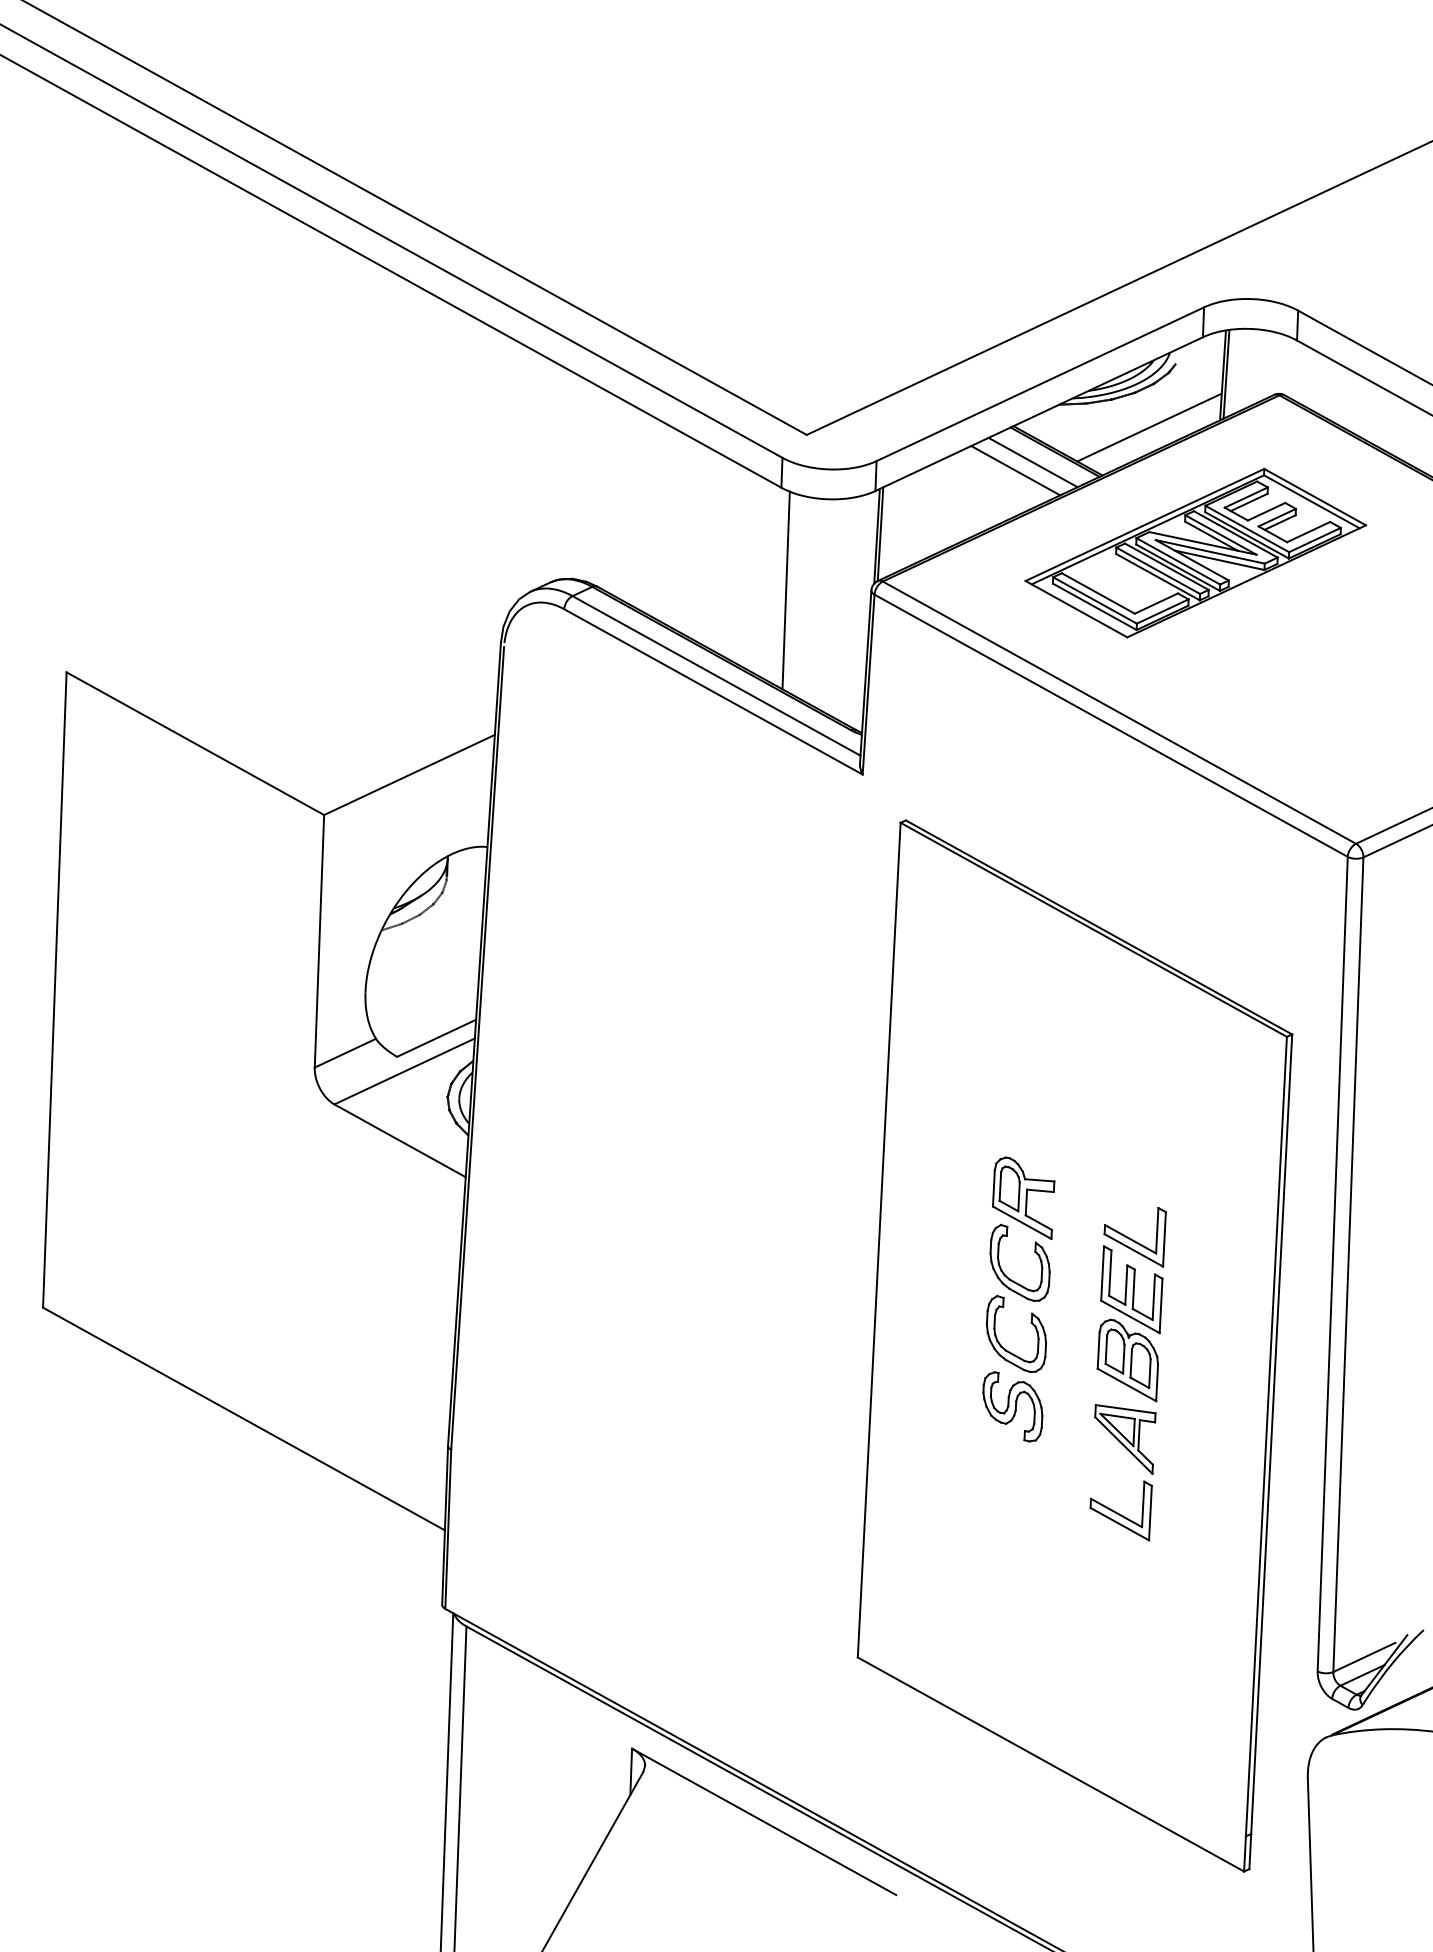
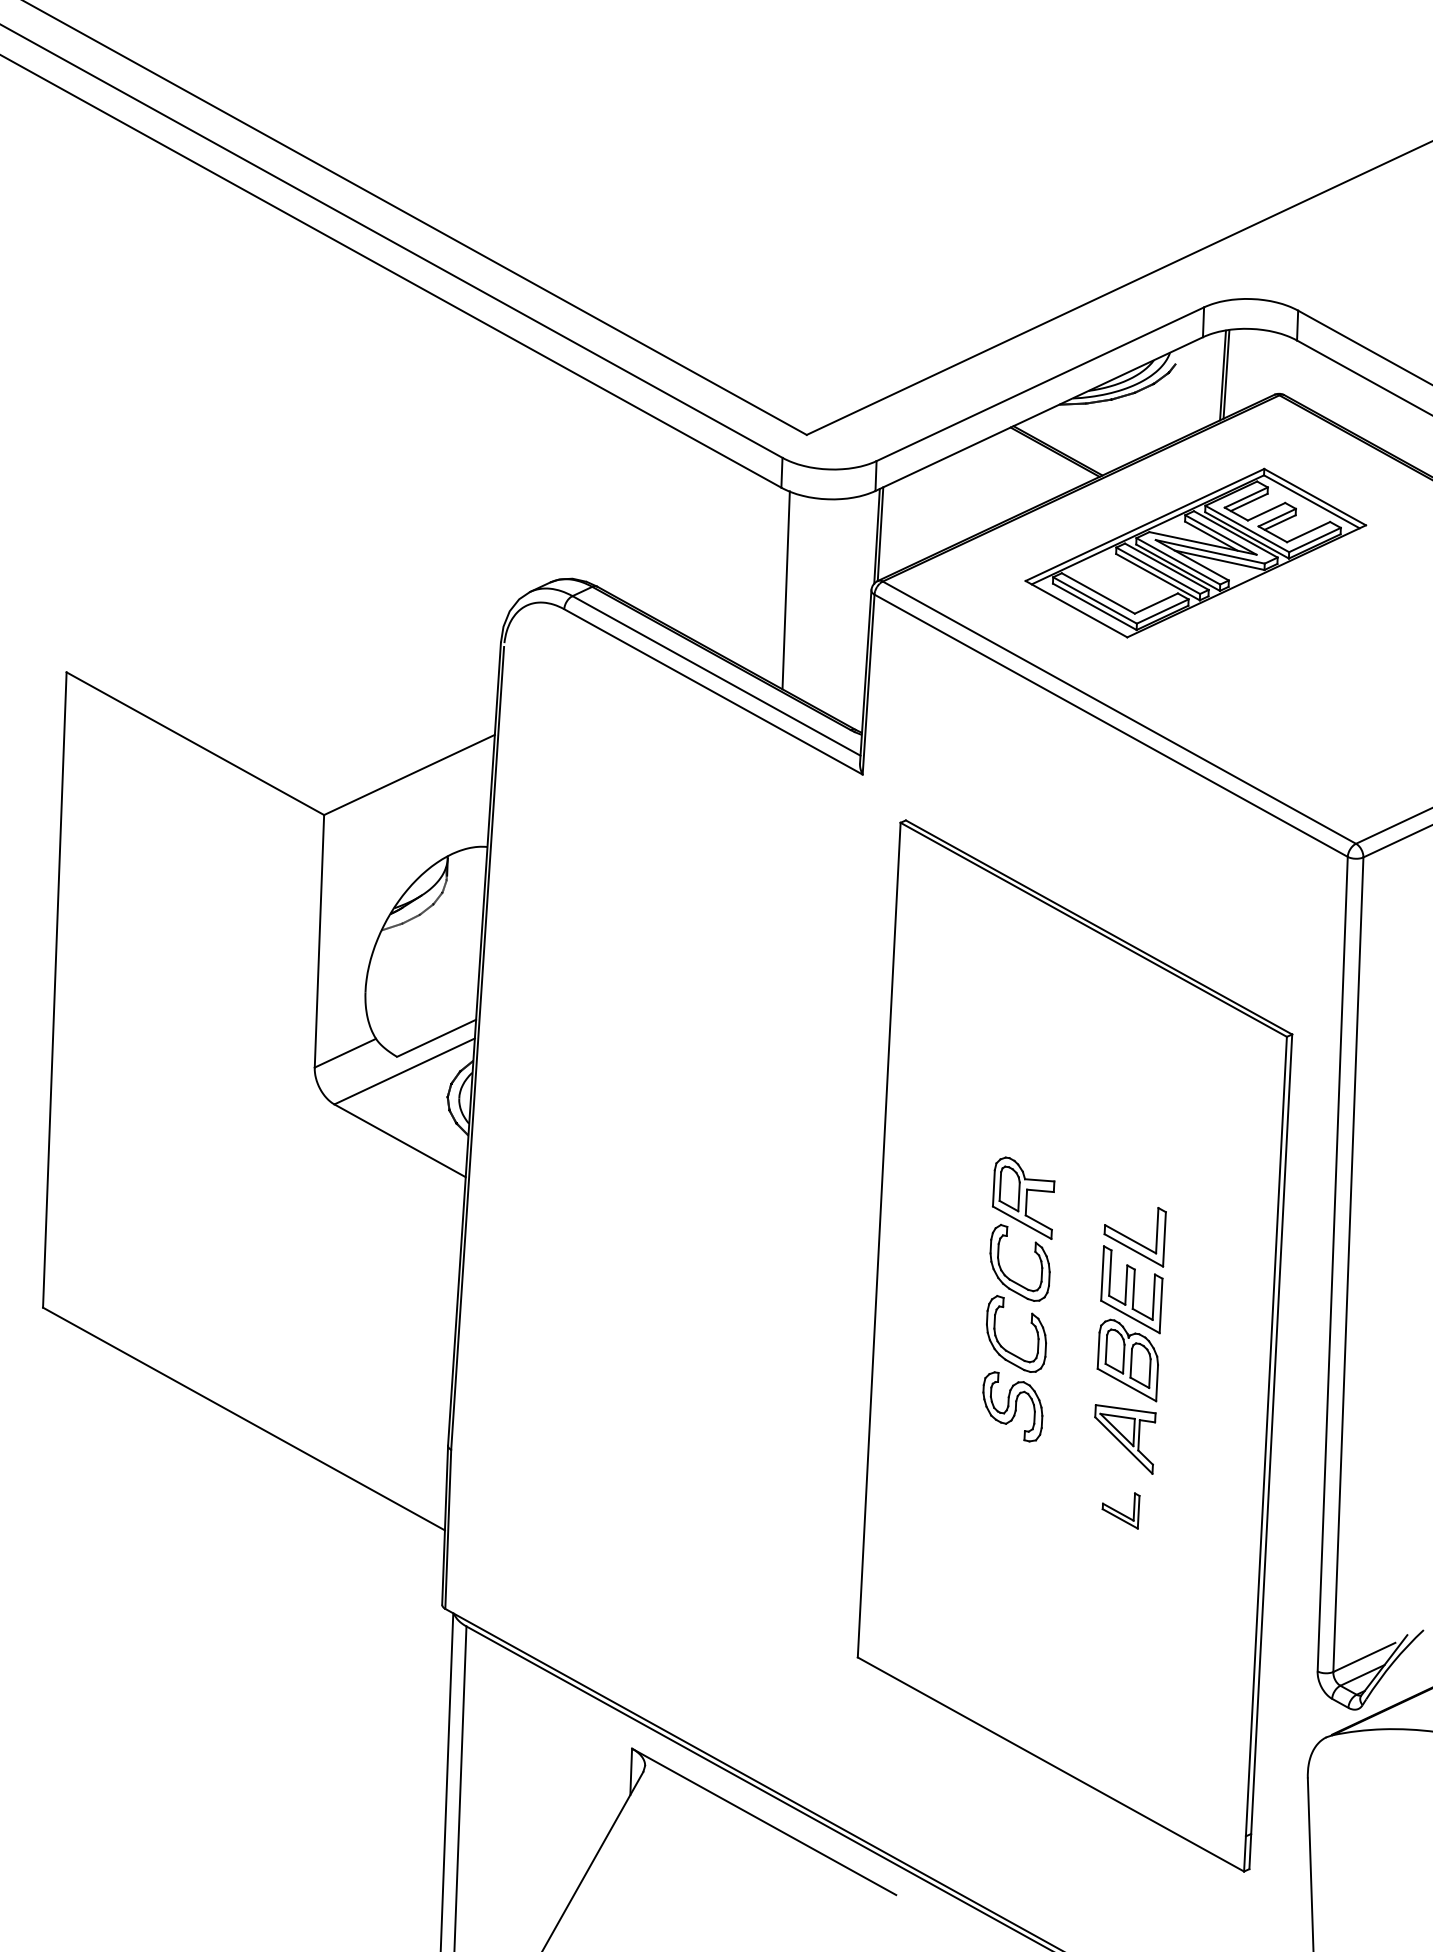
line: present -> none (1149, 427)
line: present -> none (1032, 462)
line: present -> none (1015, 470)
part size: 64x62 px -> 40x38 px (1120, 1510)
